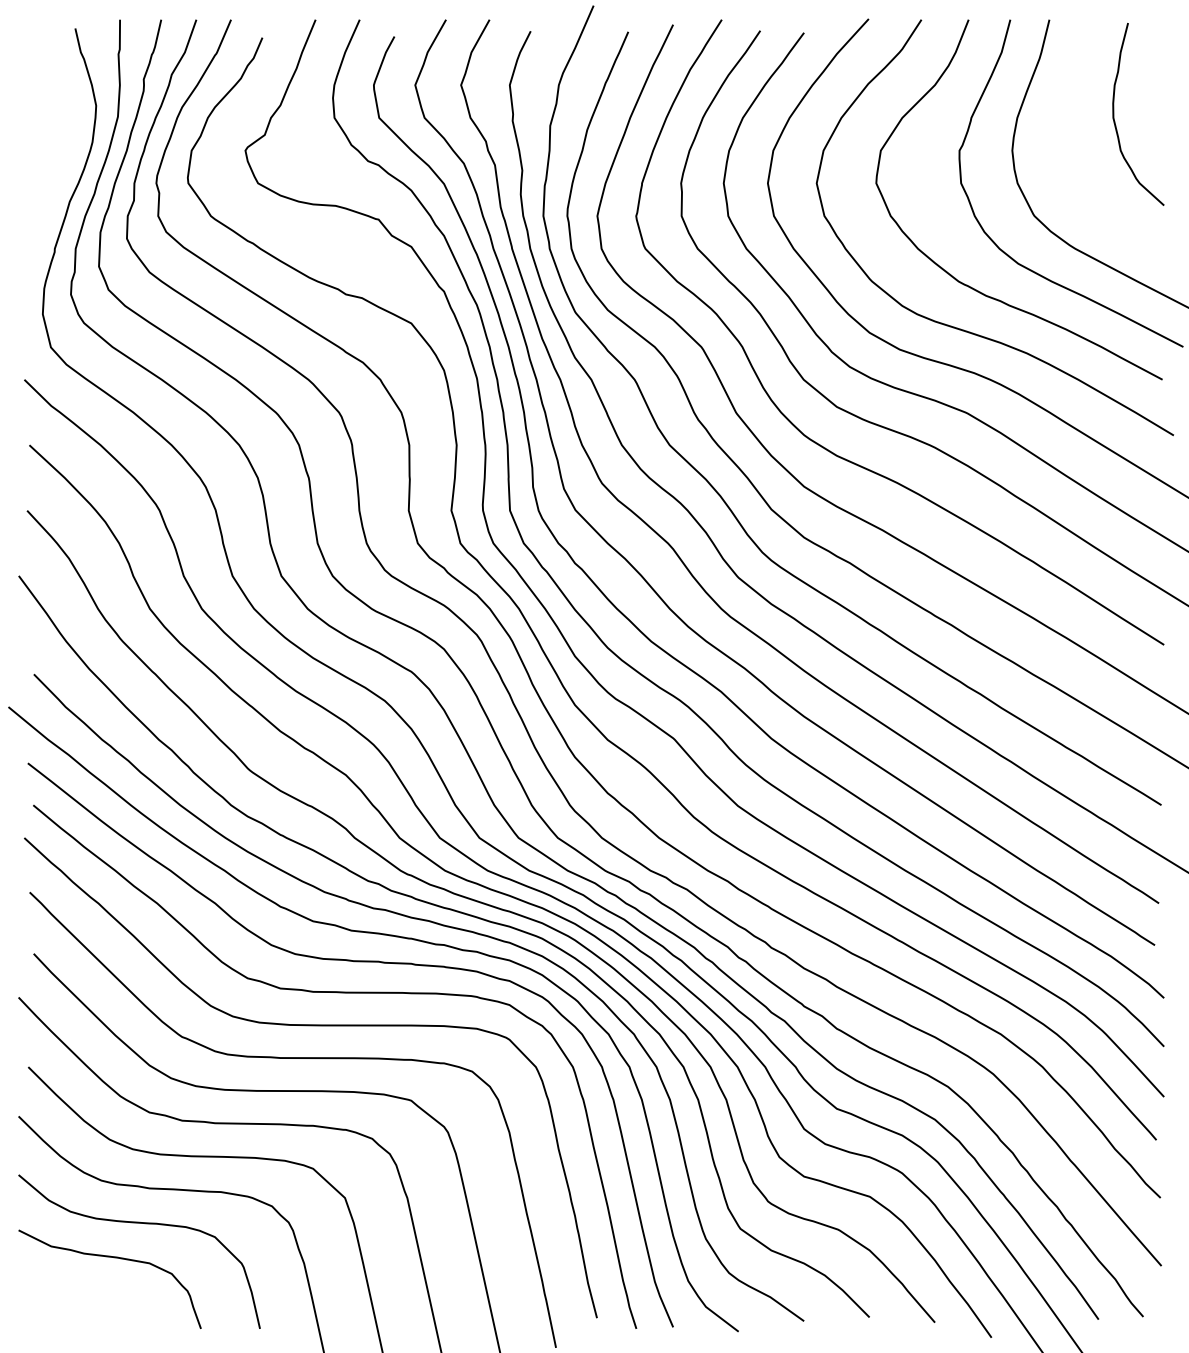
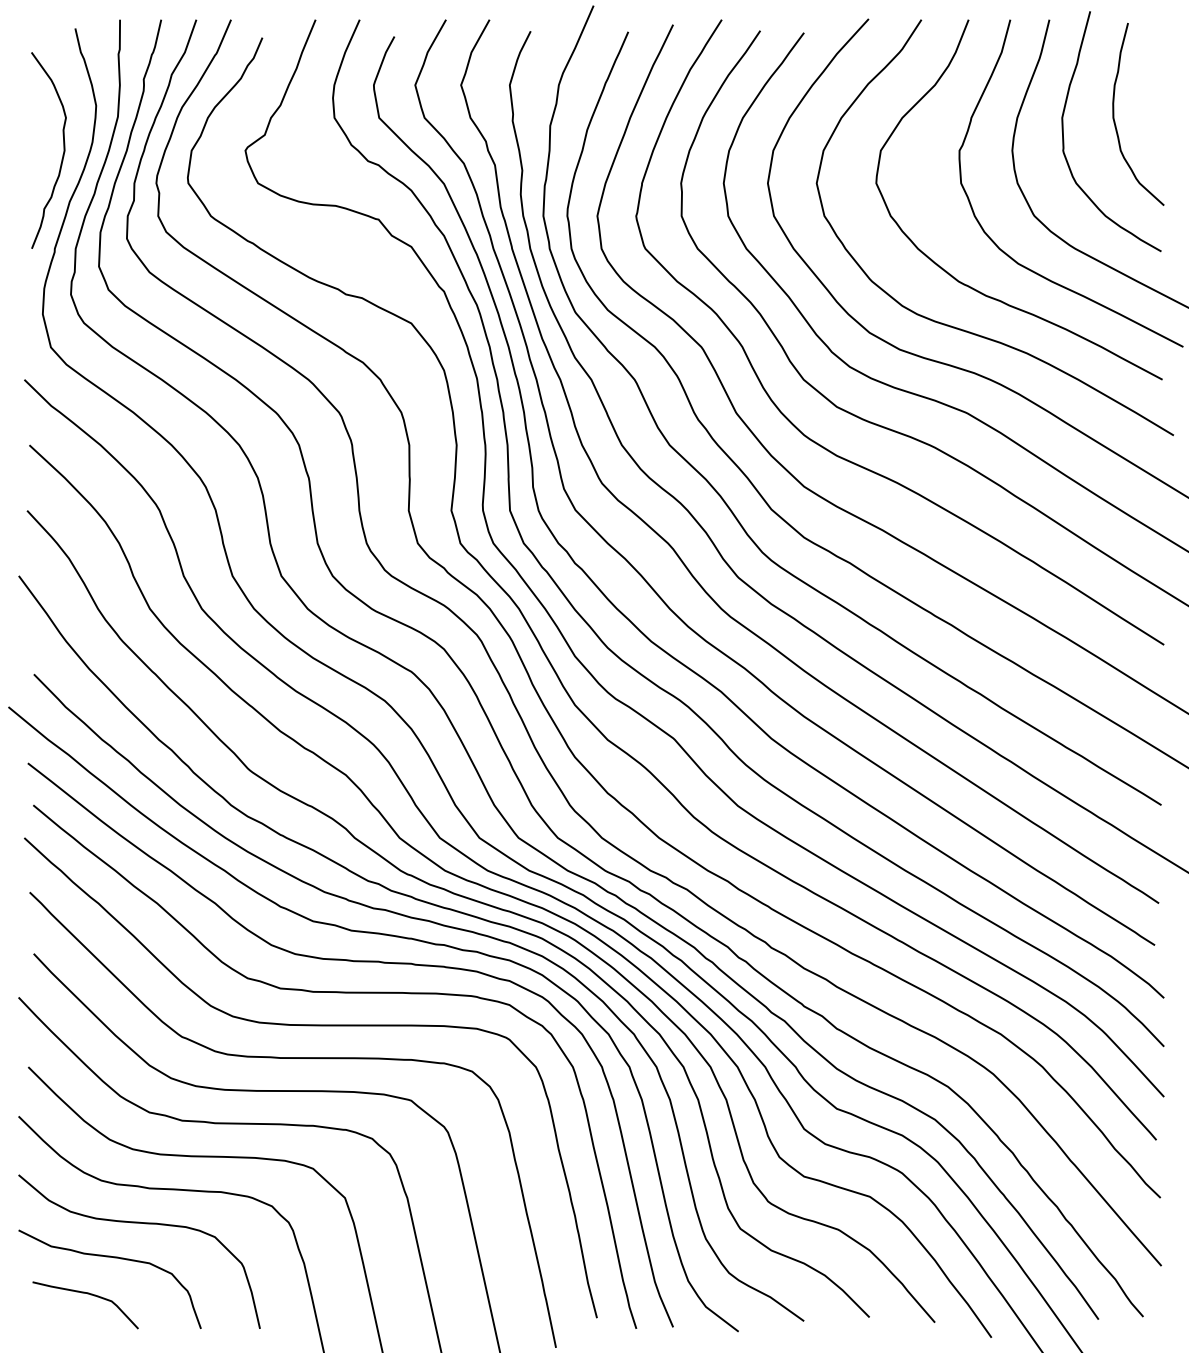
curve: none -> present (1064, 139)
curve: none -> present (62, 154)
curve: none -> present (87, 1294)
